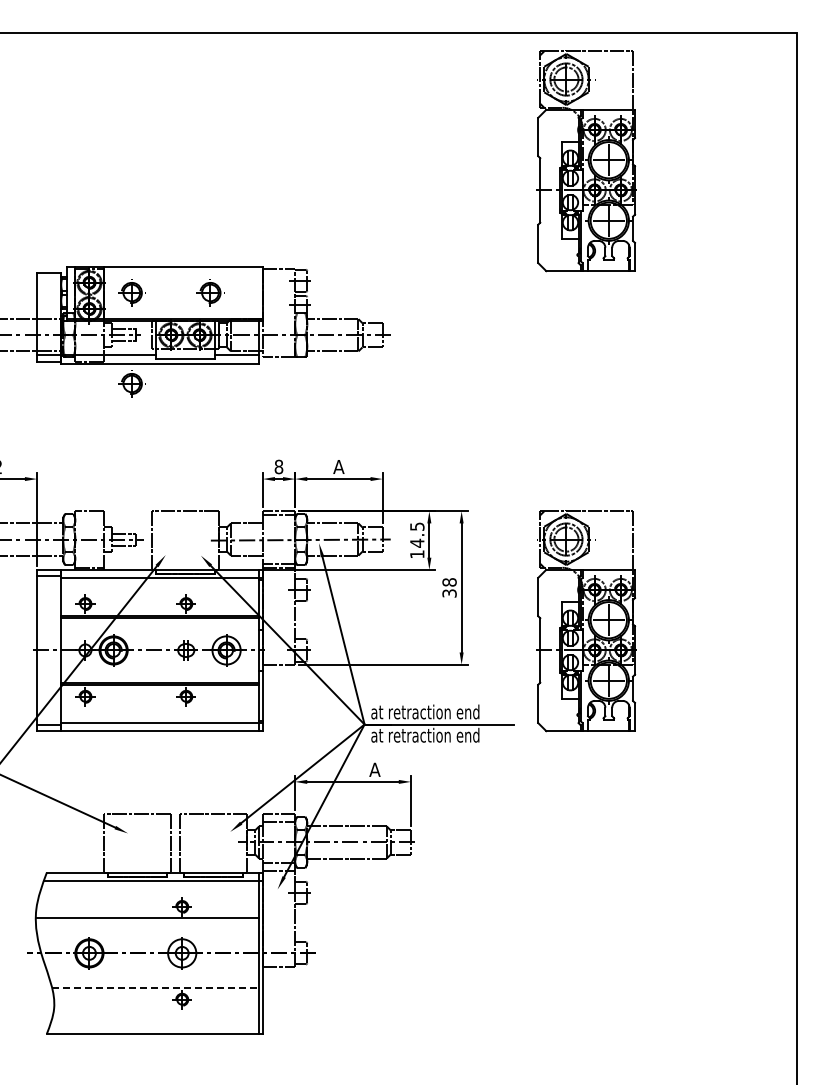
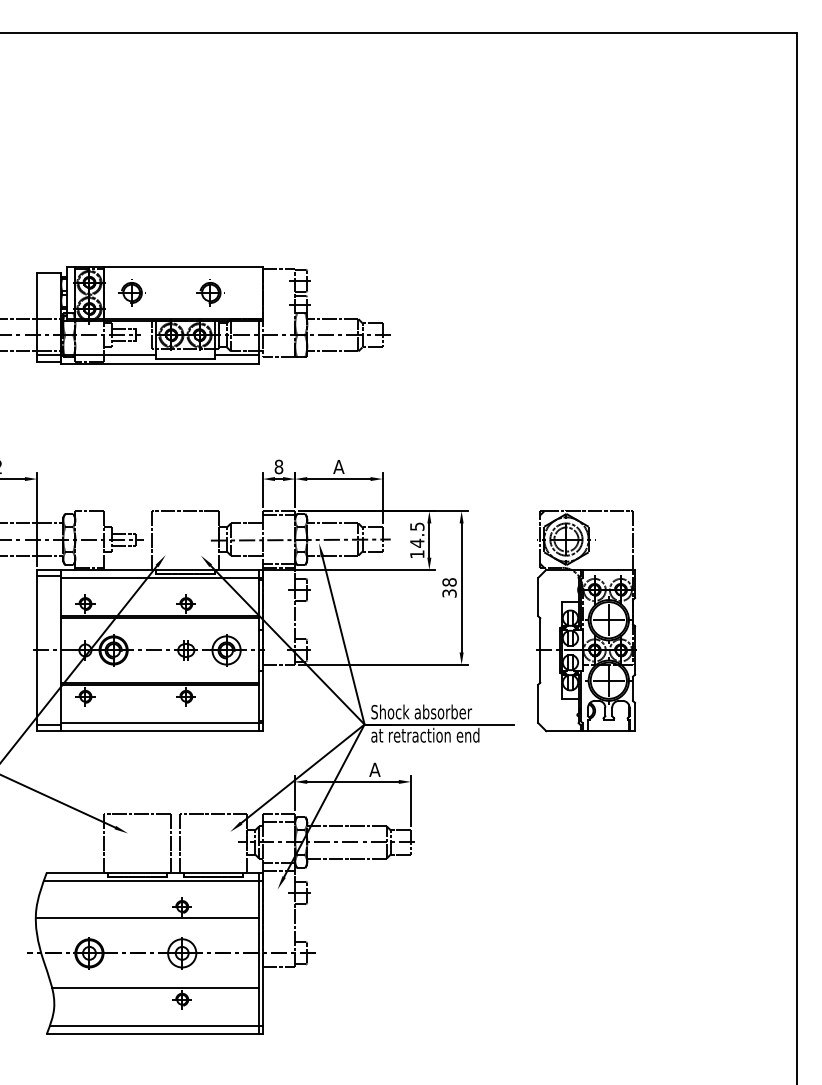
part: present -> none (586, 161)
part: present -> none (131, 383)
text: at retraction end -> Shock absorber (425, 711)
line: dashed -> solid (156, 988)
line: none -> present (155, 1025)
